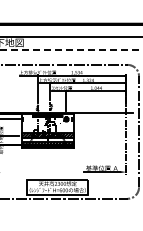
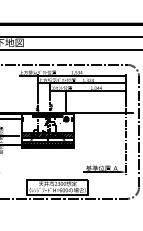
line: dashed -> solid (71, 49)
